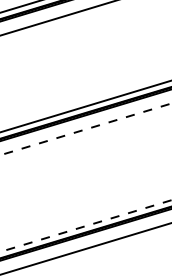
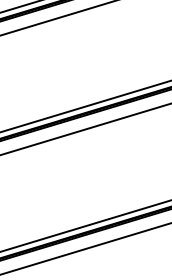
line: dashed -> solid (86, 129)
line: dashed -> solid (86, 225)
